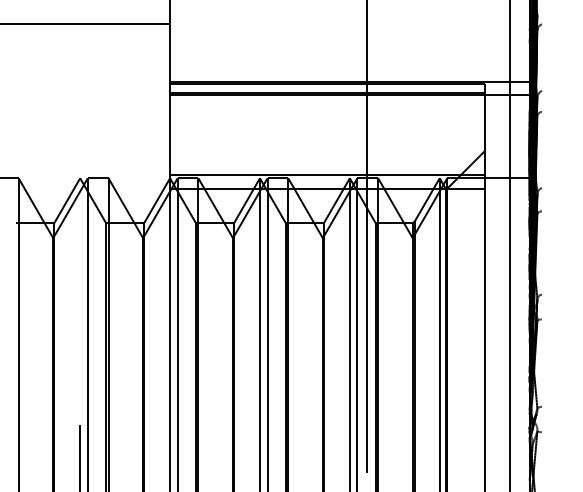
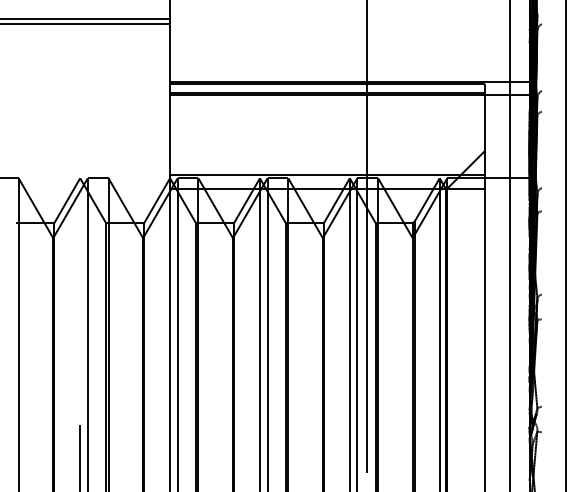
line: none -> present (86, 18)
line: none -> present (565, 245)
